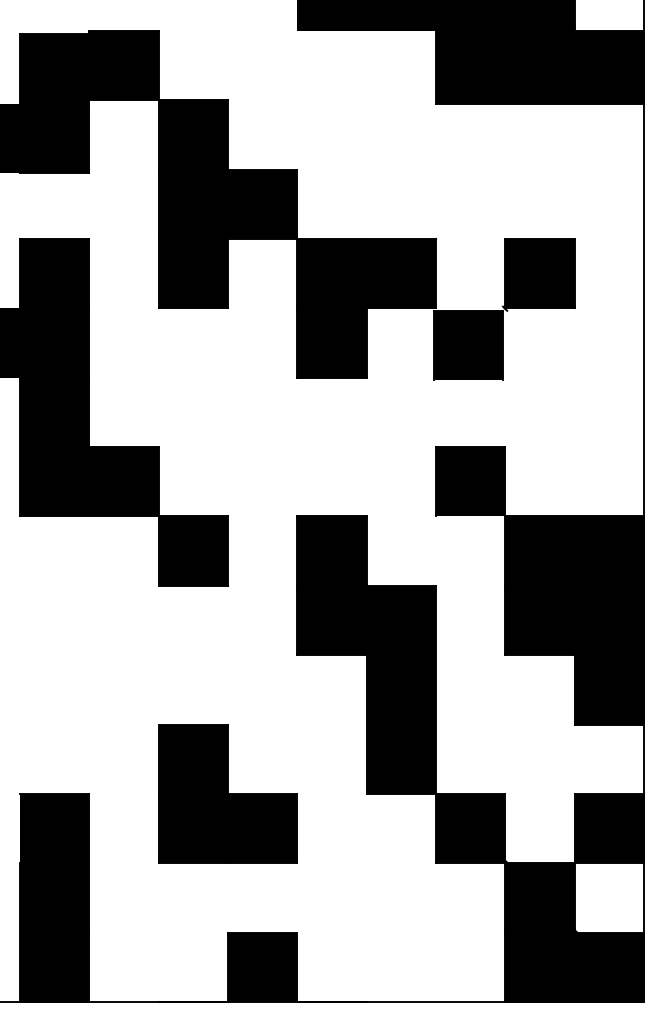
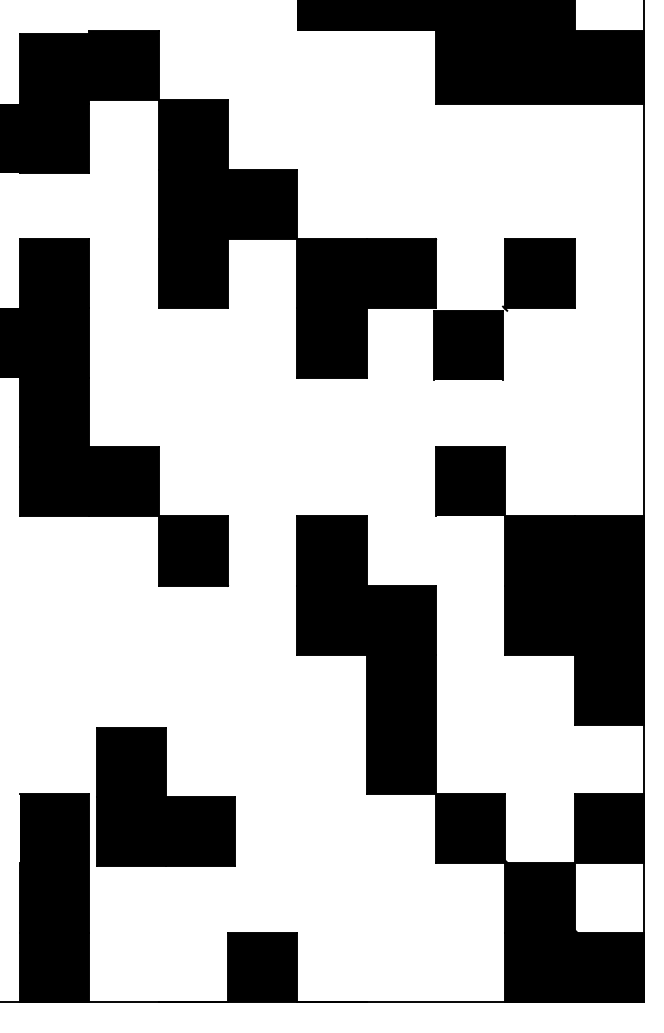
part position: (227, 793) -> (165, 796) (165, 796)
